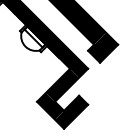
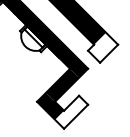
fill: present -> none (103, 47)
fill: present -> none (71, 111)
